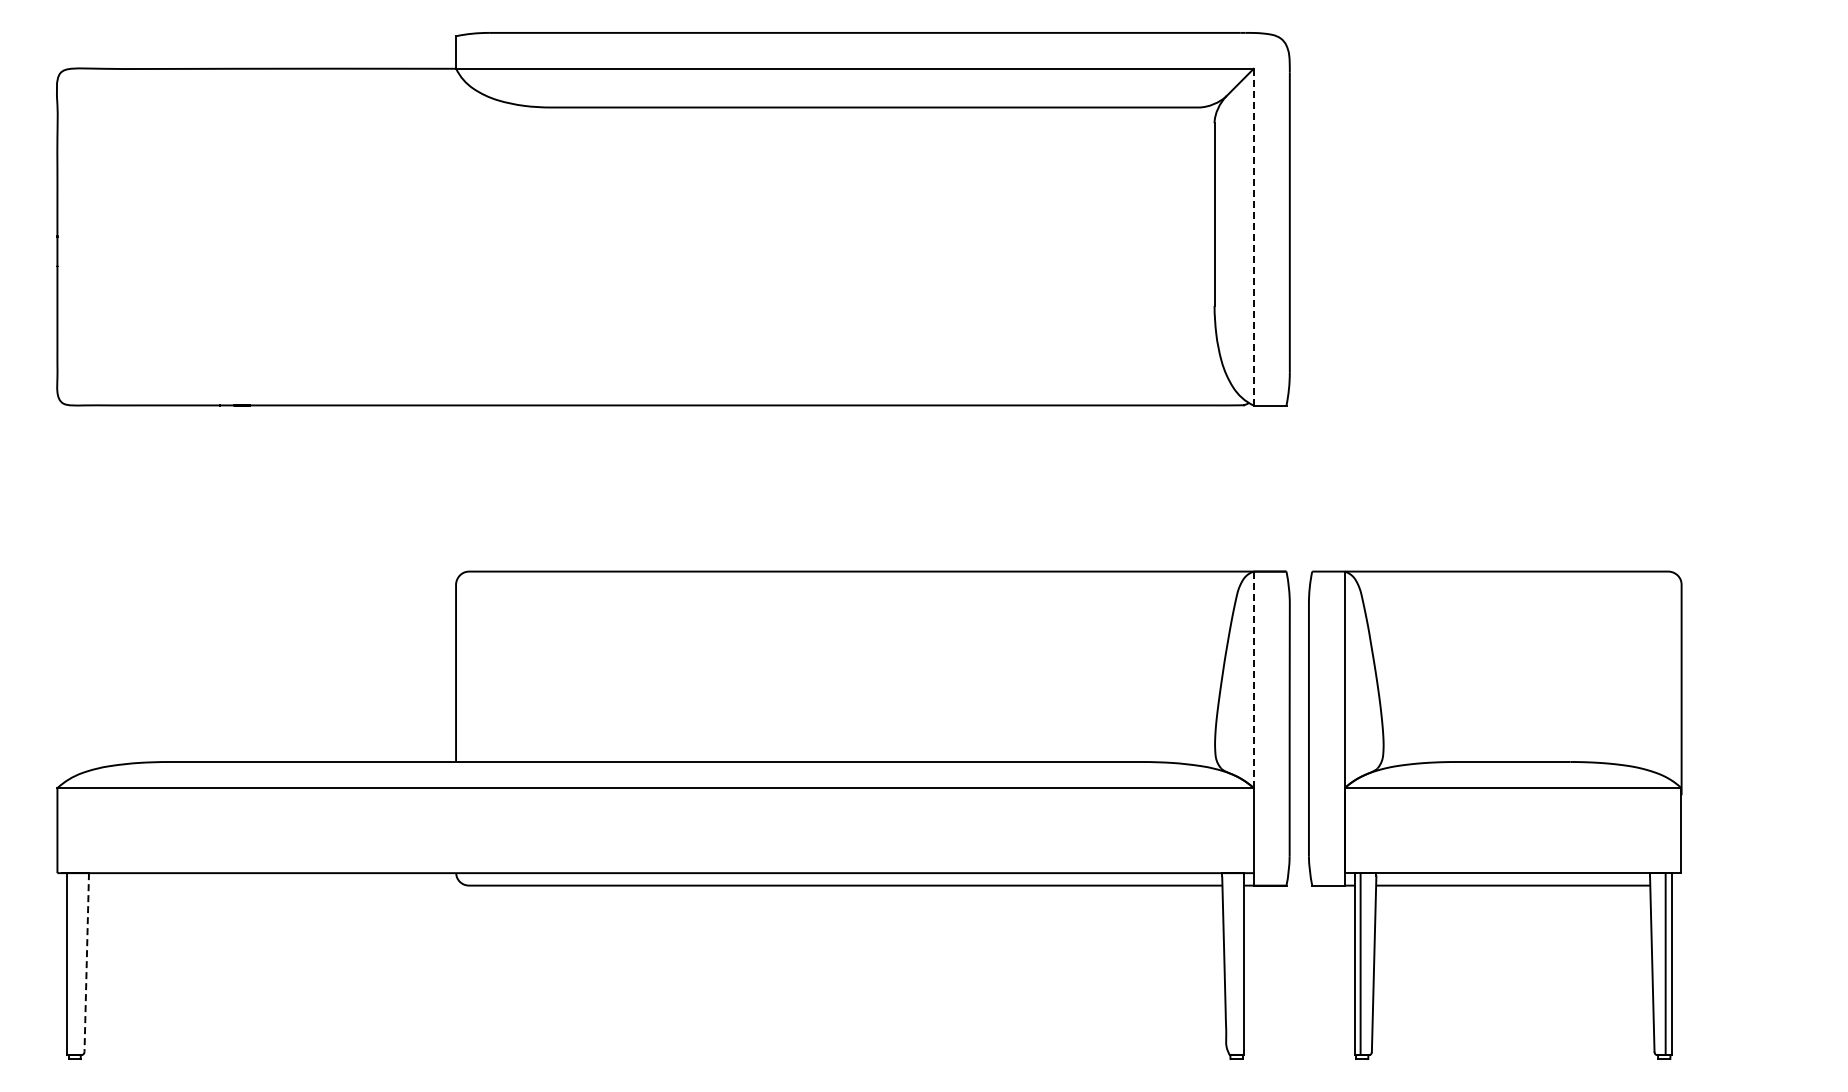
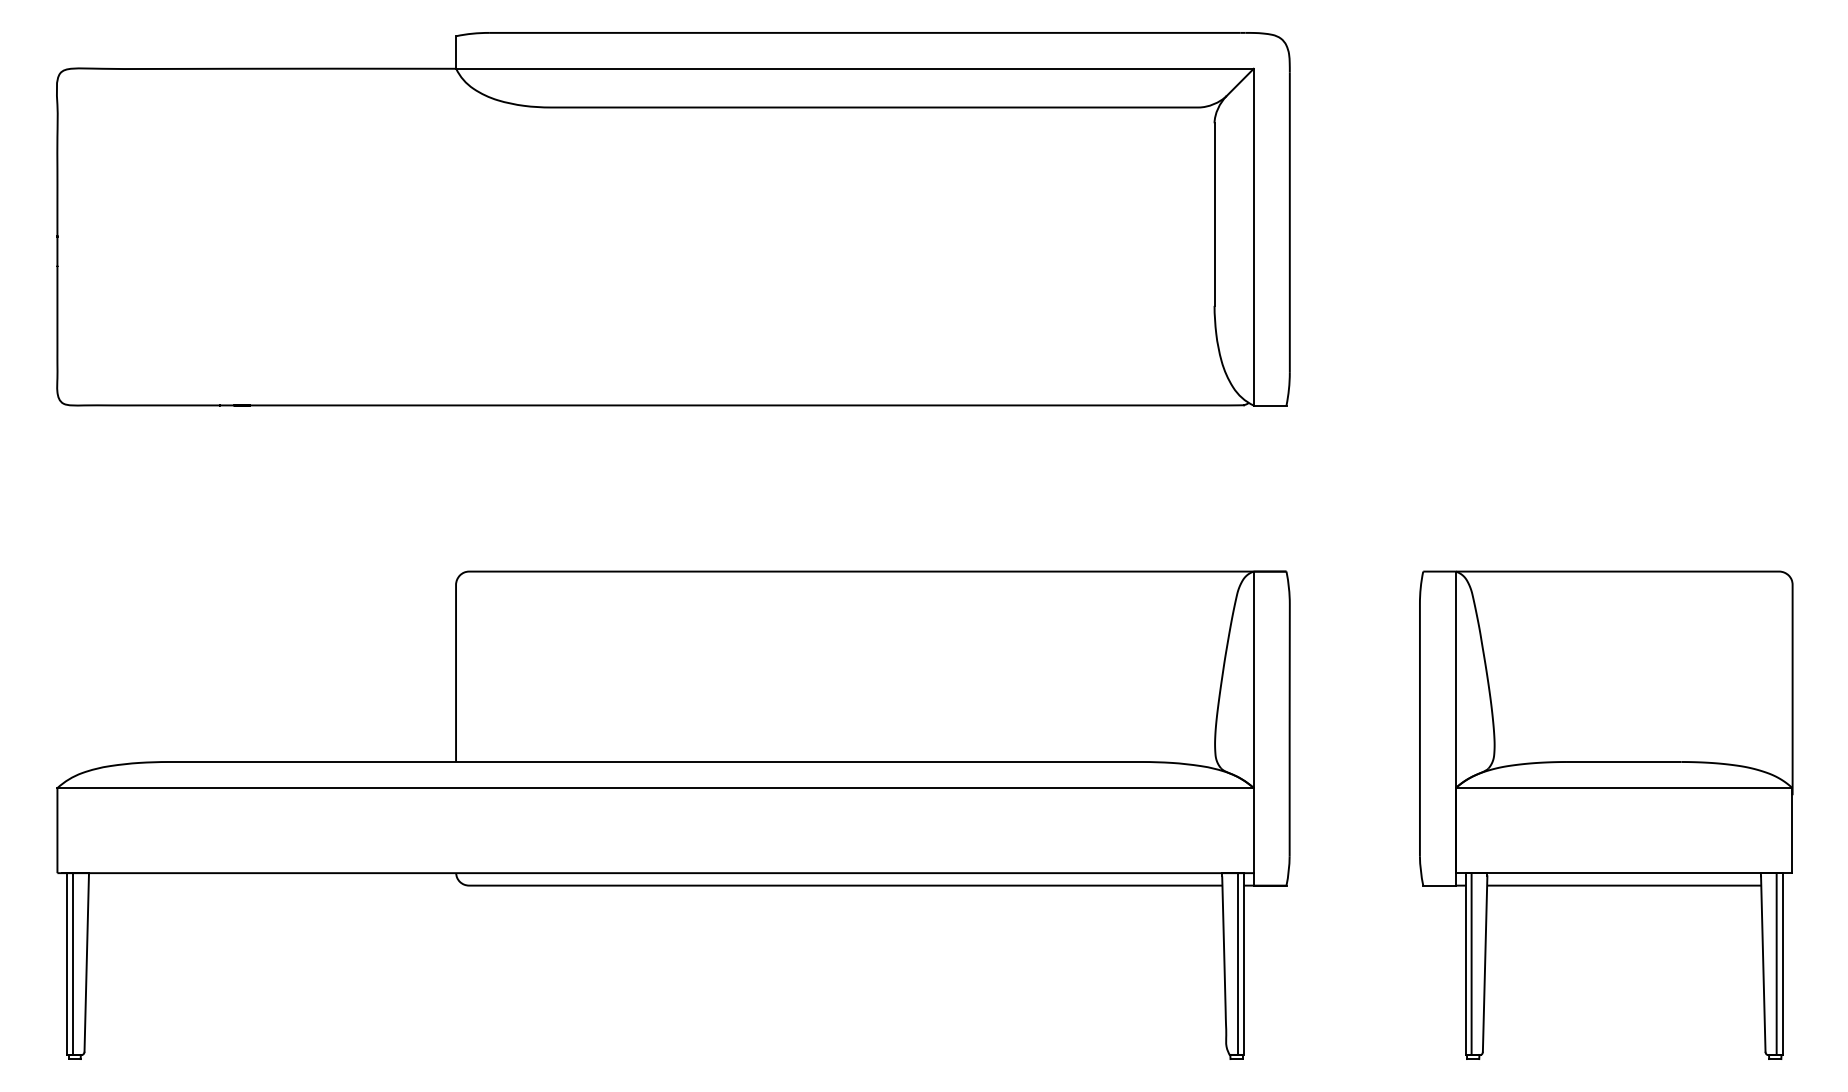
line: dashed -> solid (1253, 237)
line: dashed -> solid (1253, 679)
part position: (1495, 814) -> (1606, 814) (1606, 814)
line: dashed -> solid (86, 962)
line: none -> present (73, 963)
line: none -> present (1237, 963)
